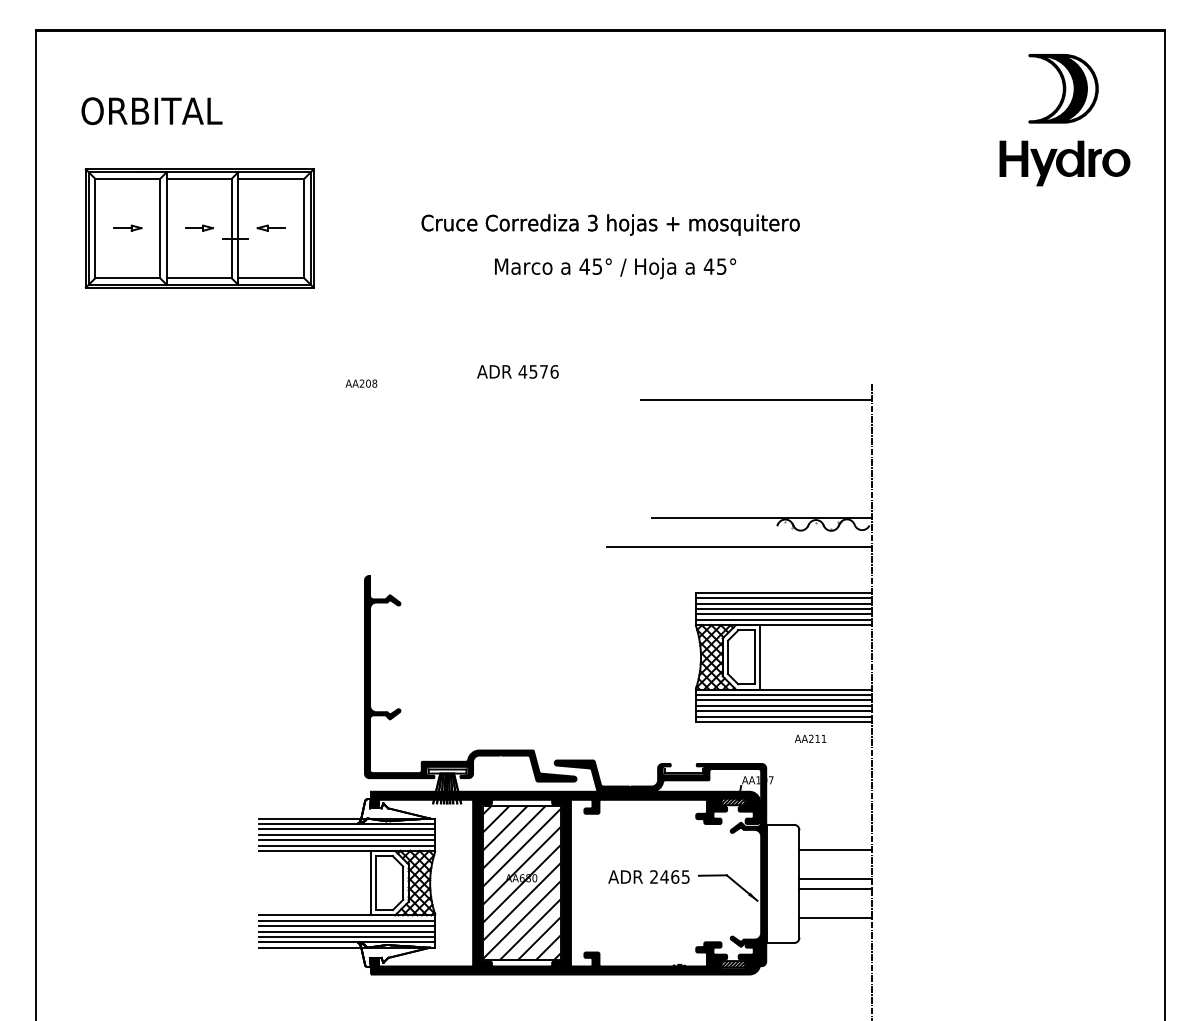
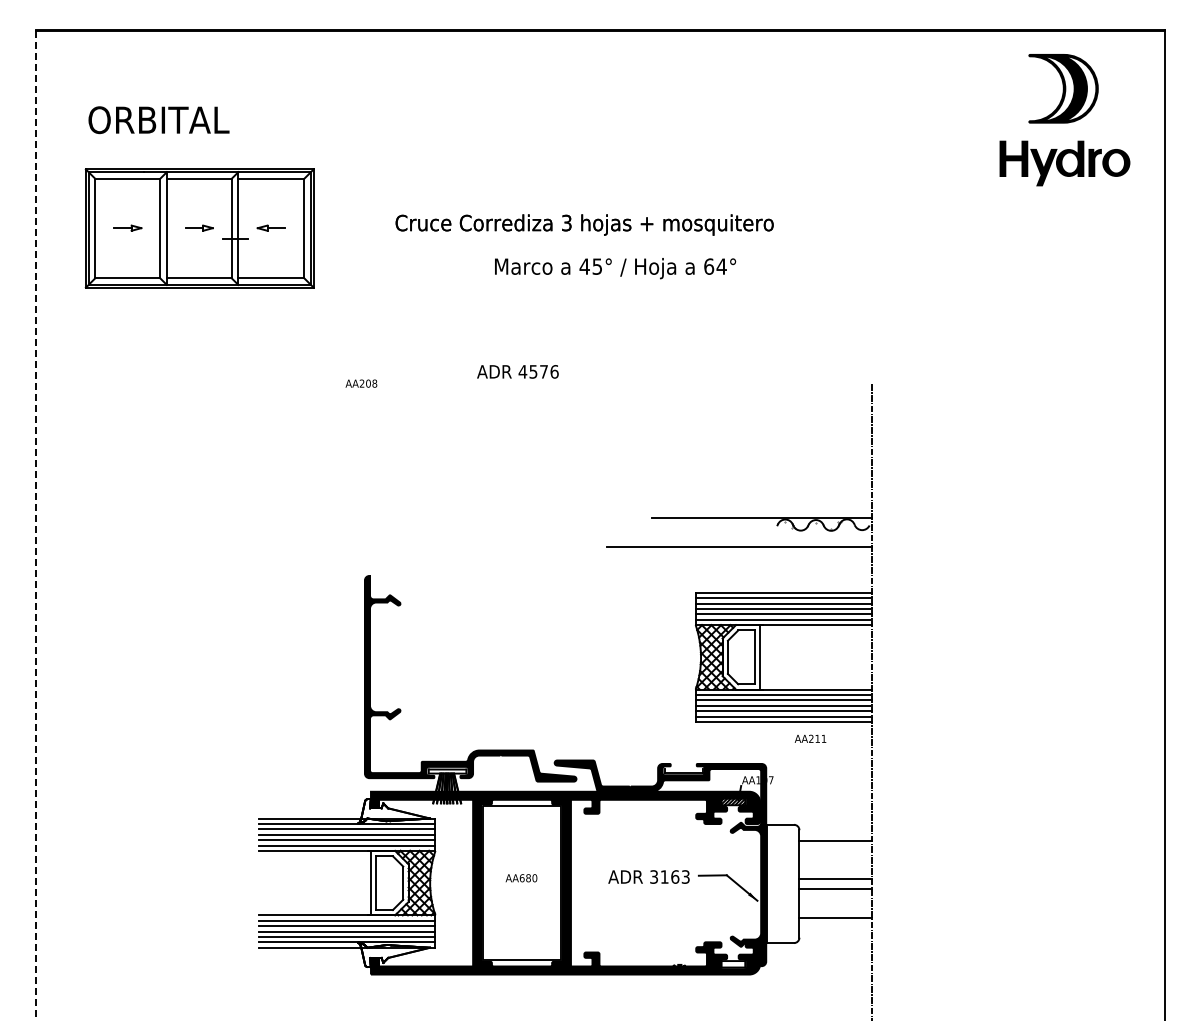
text position: (151, 111) -> (158, 120) (158, 120)
text position: (610, 224) -> (584, 224) (584, 224)
text: 45° -> 64° (714, 266)
line: present -> none (755, 400)
line: solid -> dashed (36, 525)
line position: (835, 849) -> (835, 840) (835, 840)
text: 2465 -> 3163 (669, 876)
hatch: present -> none (521, 882)
hatch: present -> none (733, 964)
